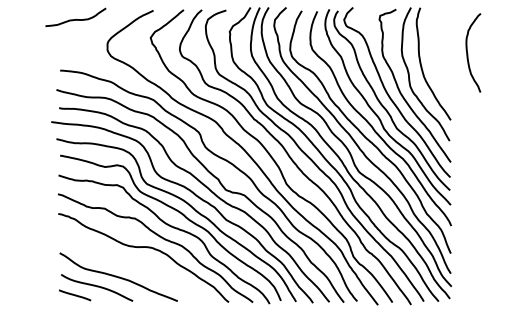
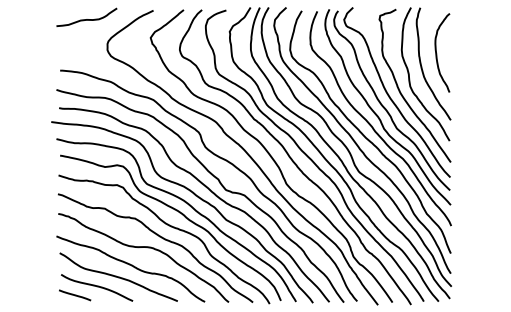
curve position: (75, 19) -> (86, 19) (86, 19)
curve position: (468, 53) -> (437, 53) (437, 53)
curve: none -> present (131, 266)
